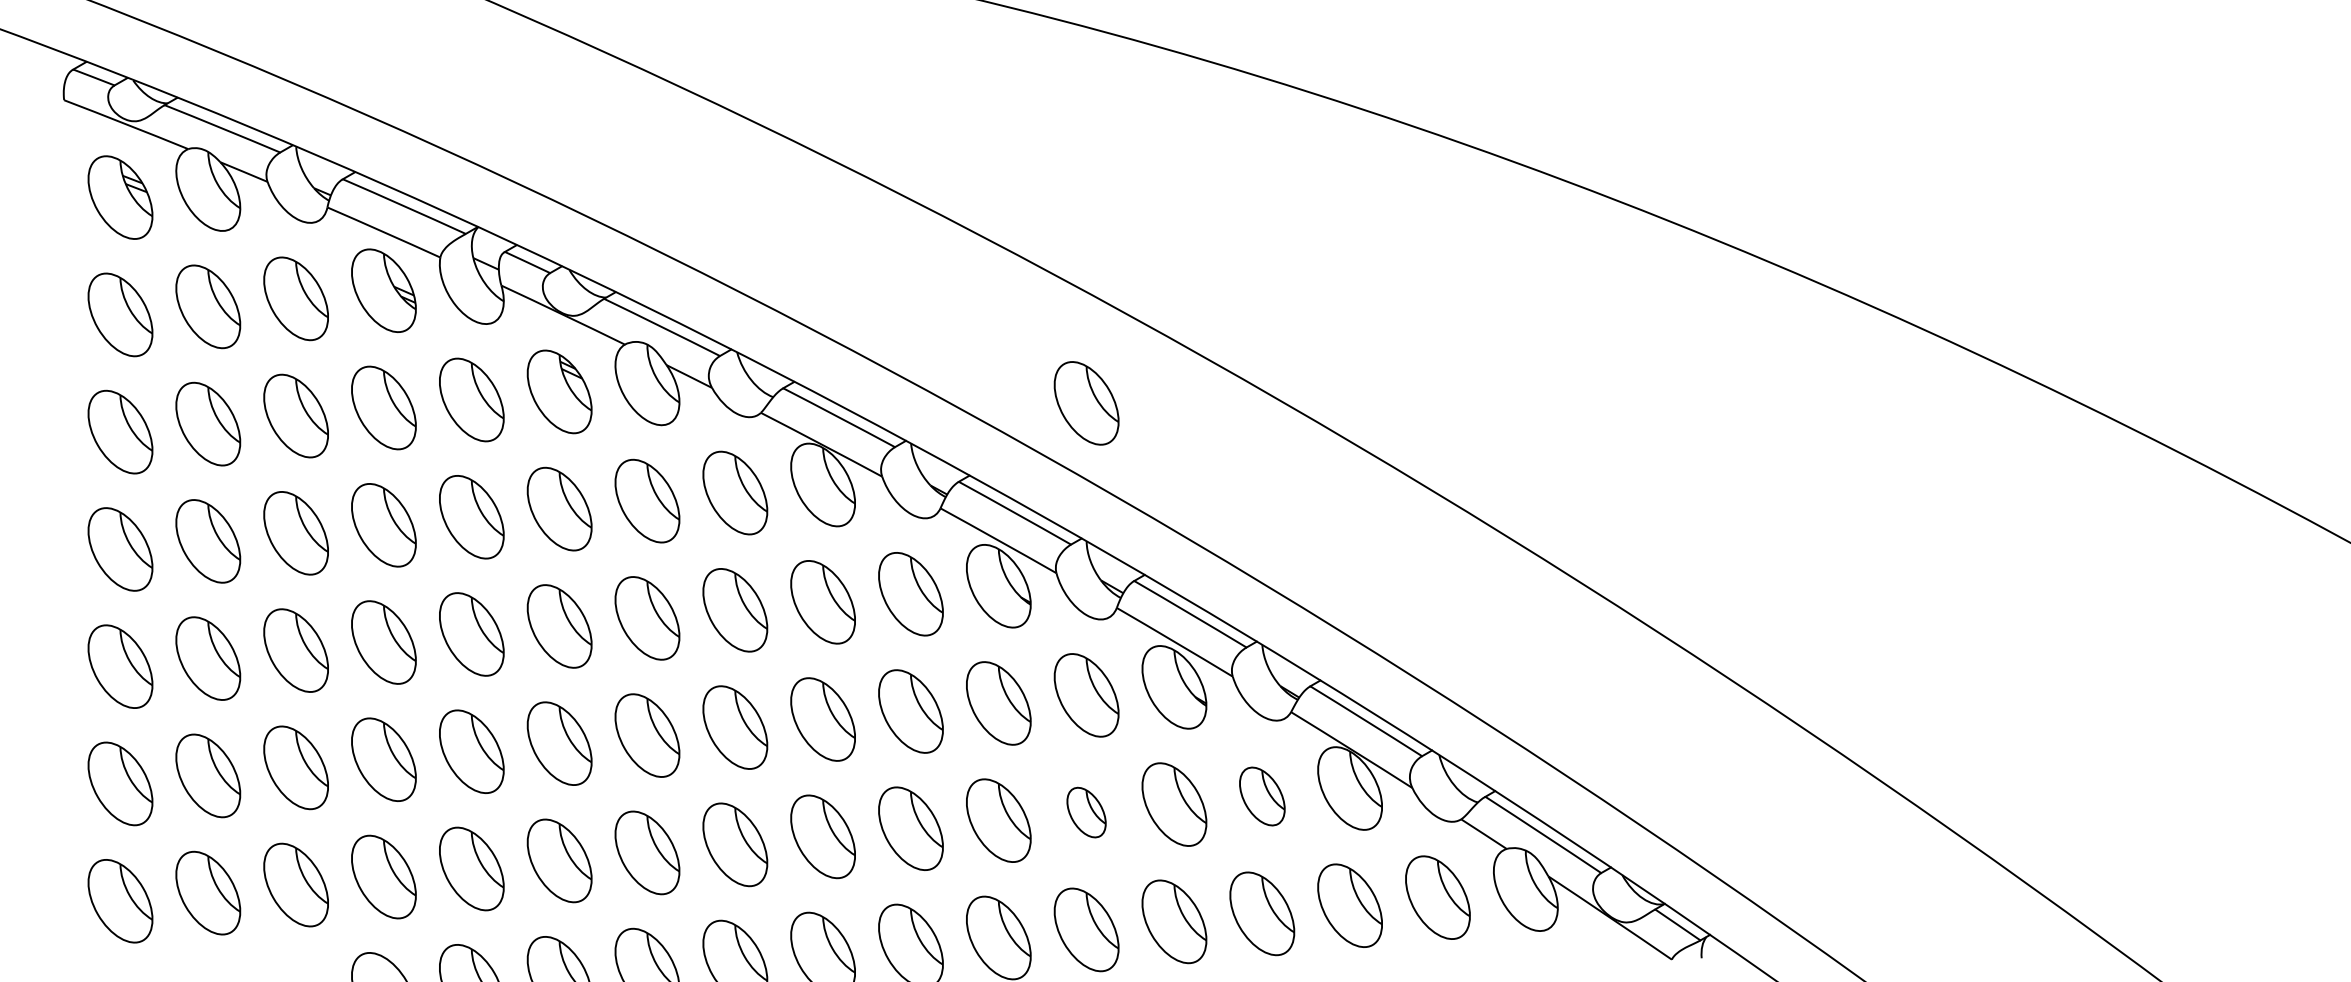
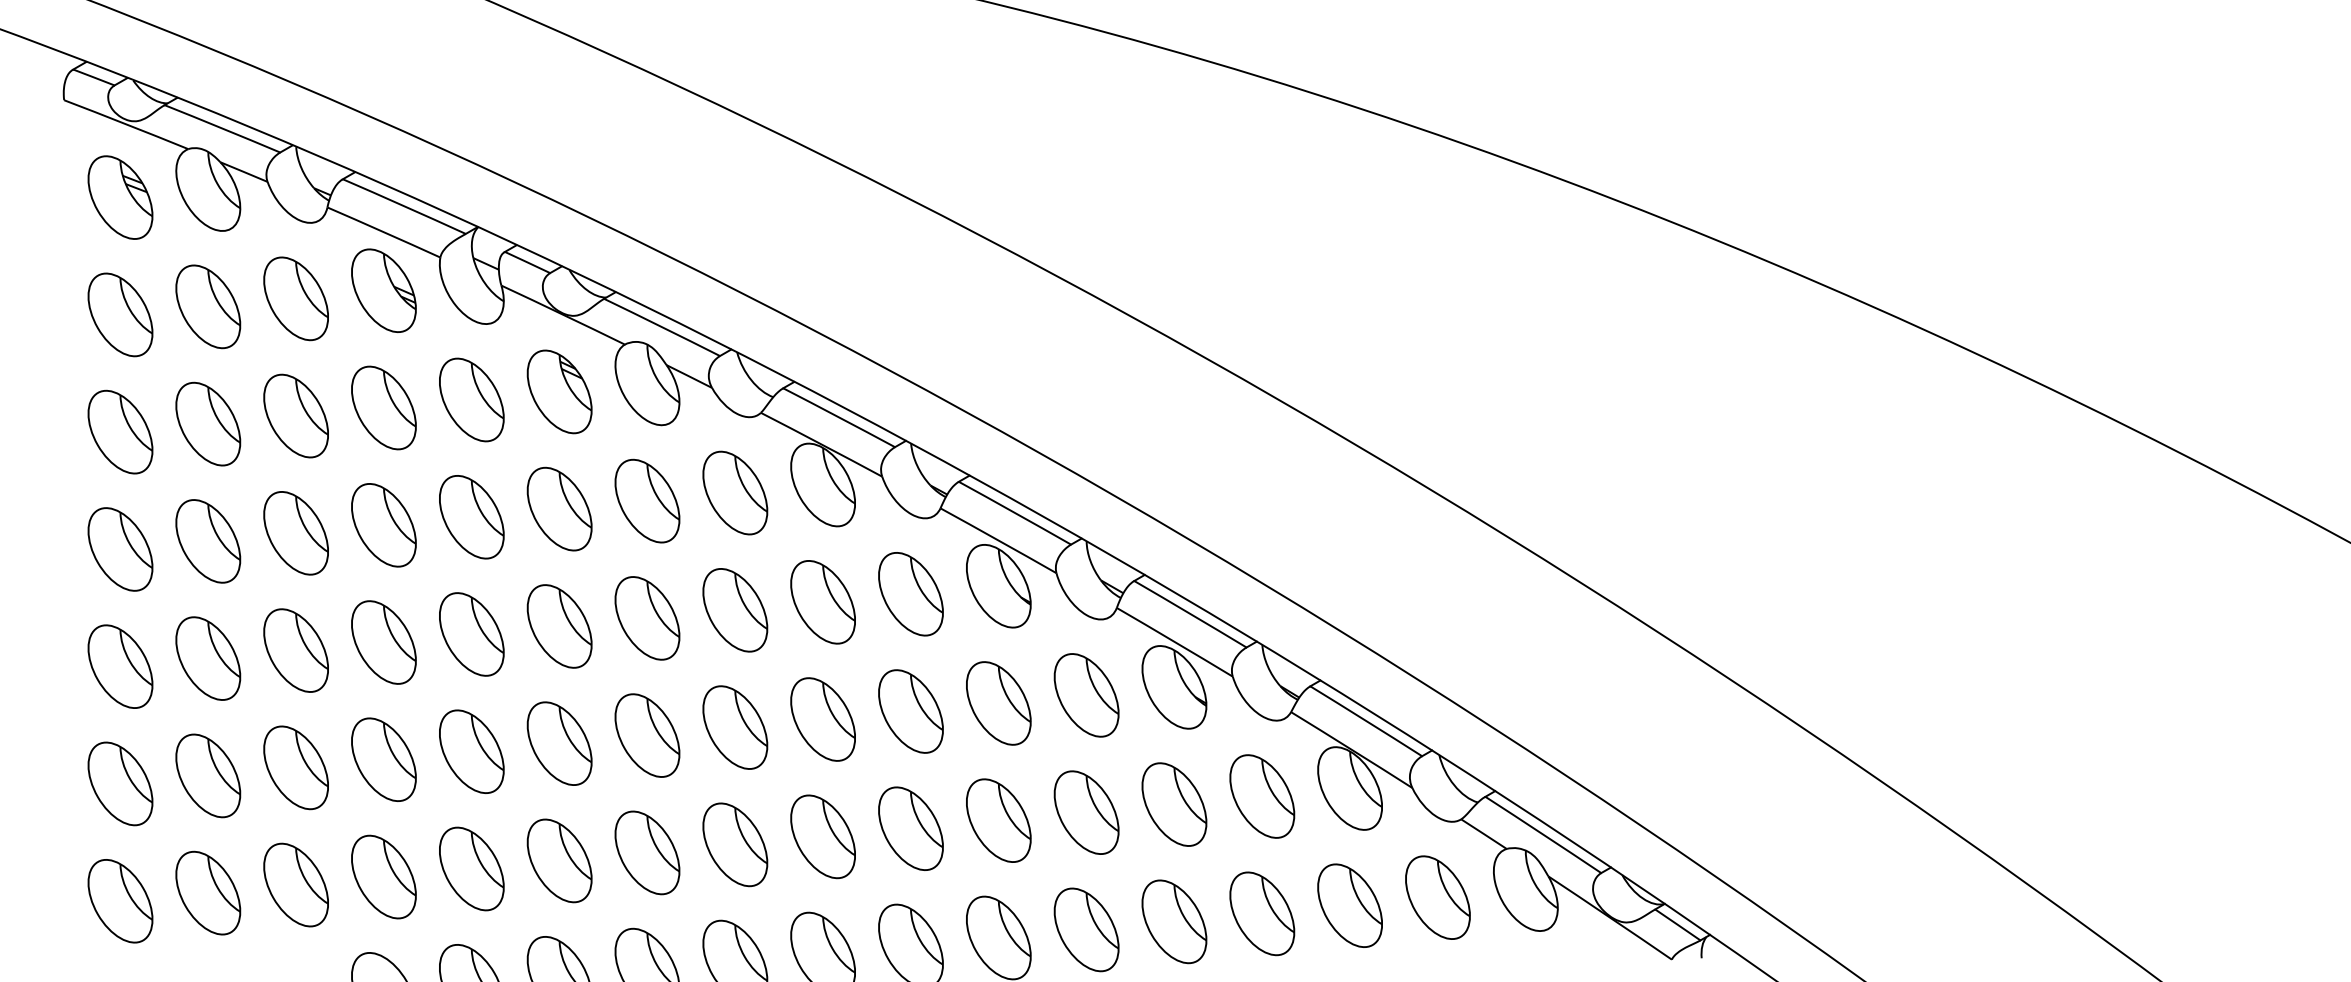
part: present -> none (1086, 403)
part size: 47x61 px -> 67x85 px (1262, 796)
part size: 41x53 px -> 67x85 px (1086, 812)
